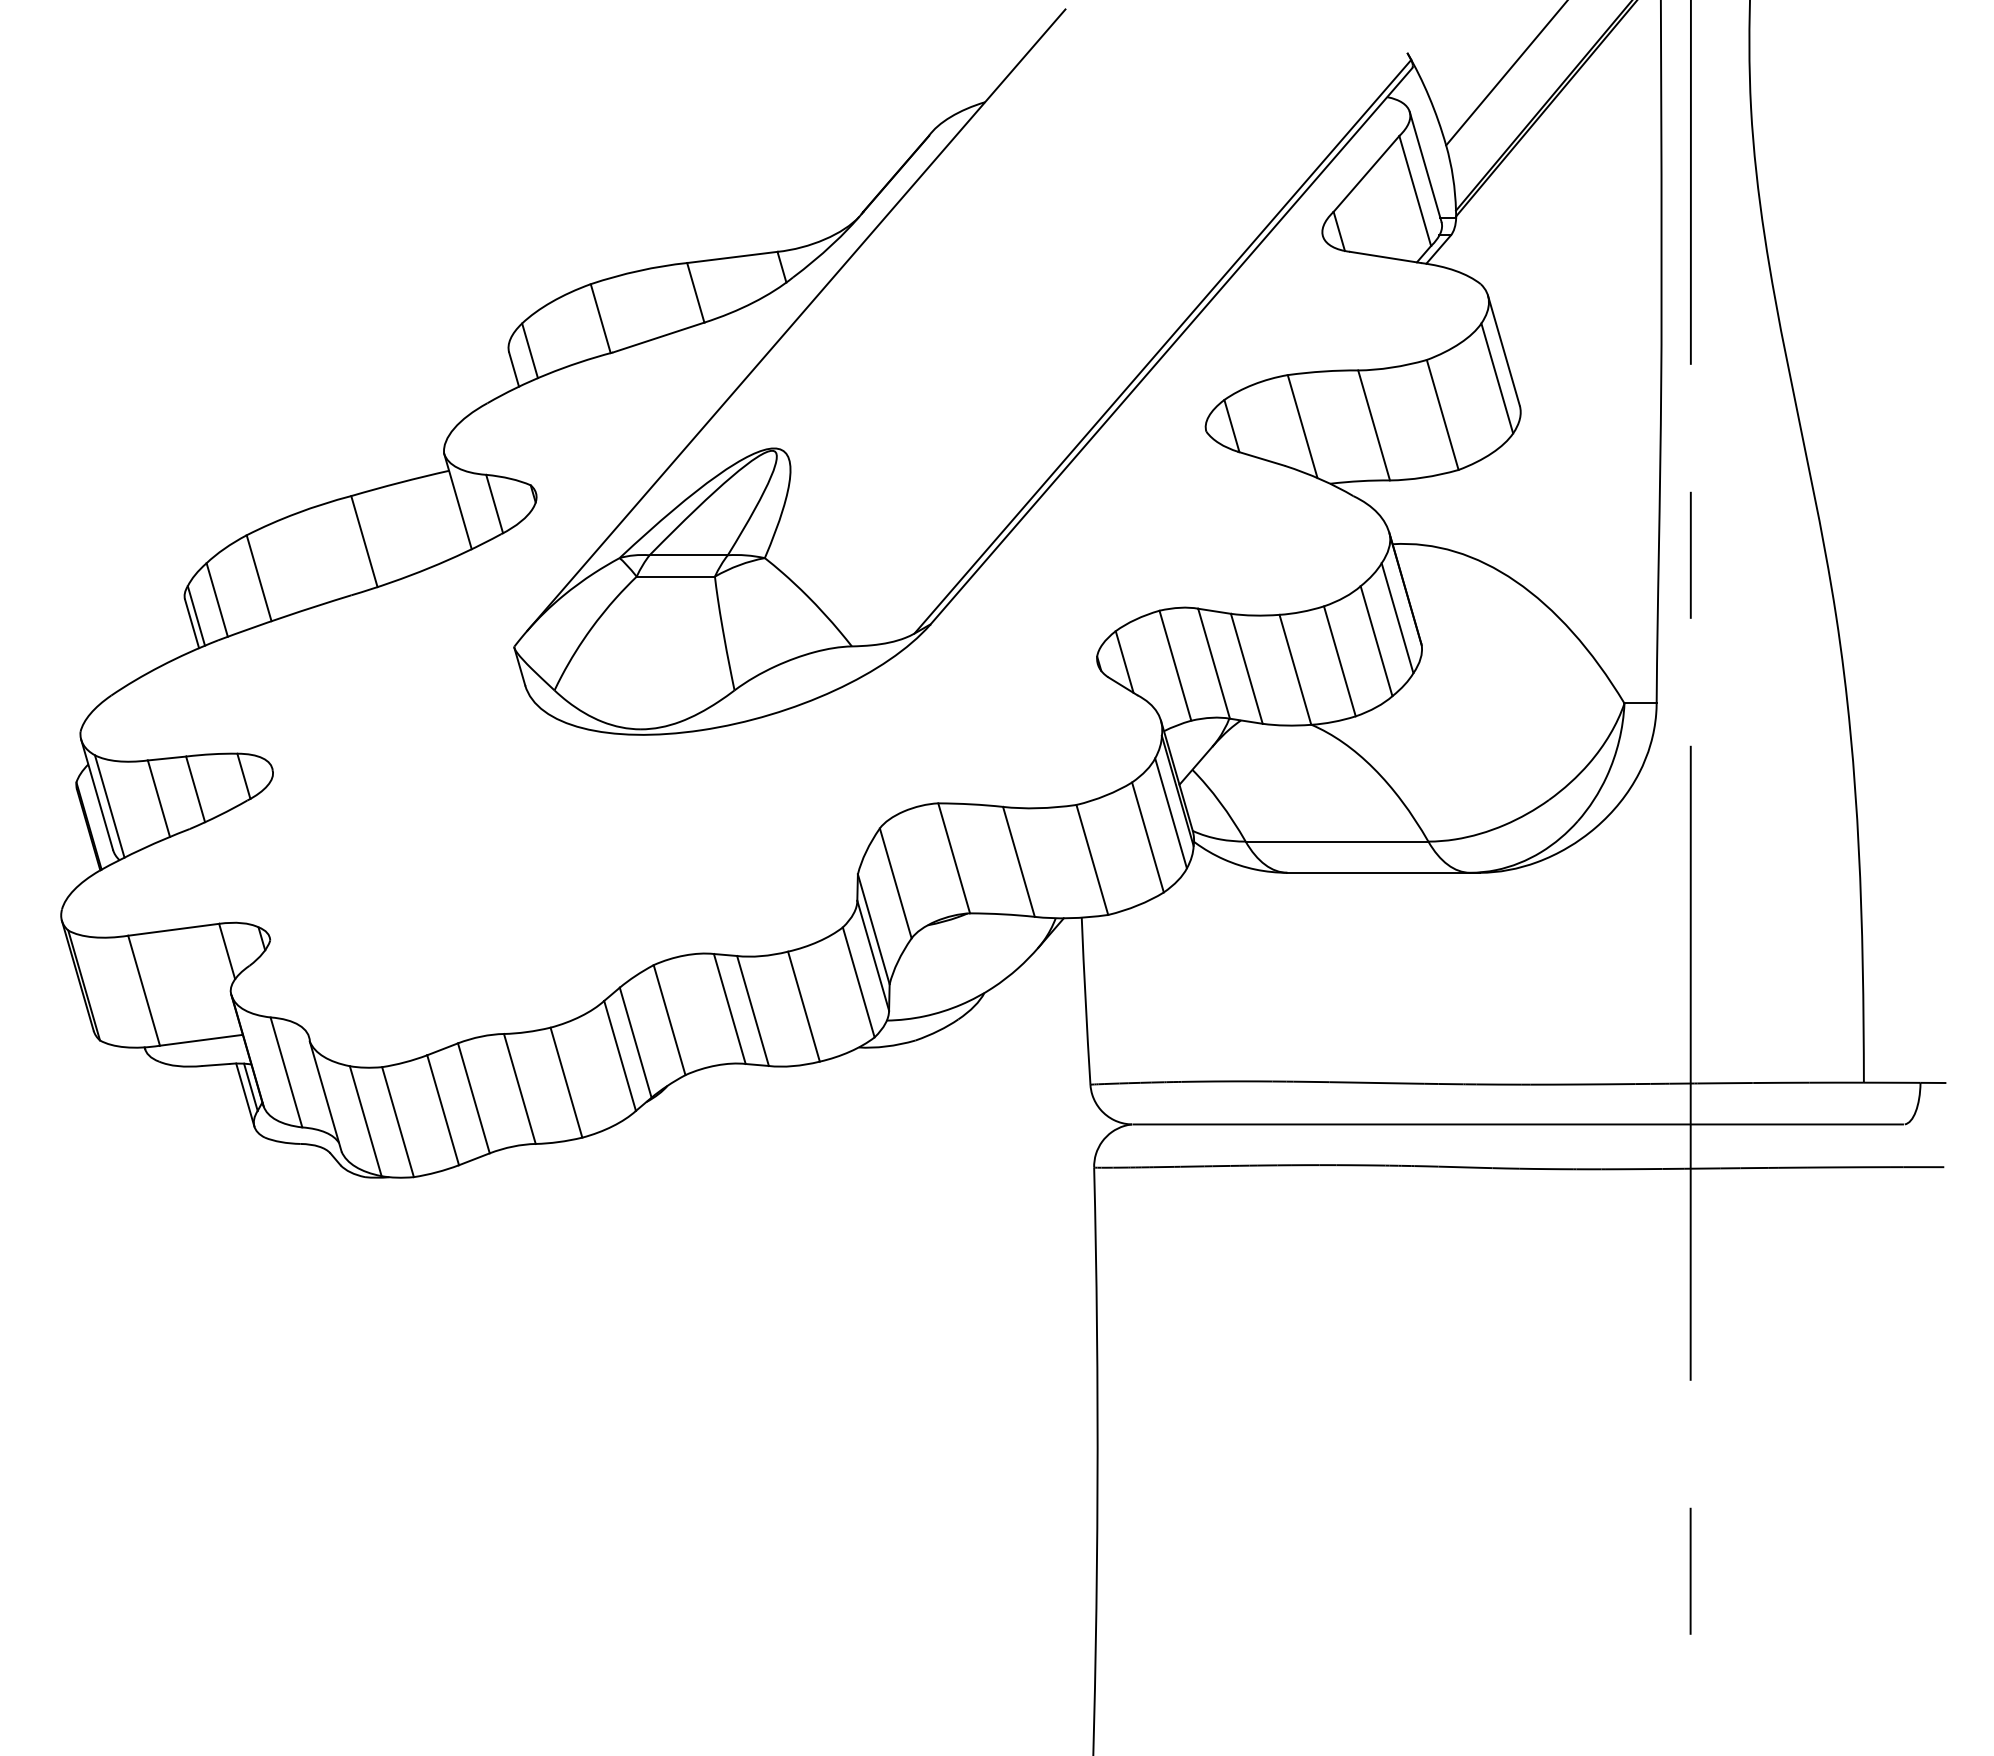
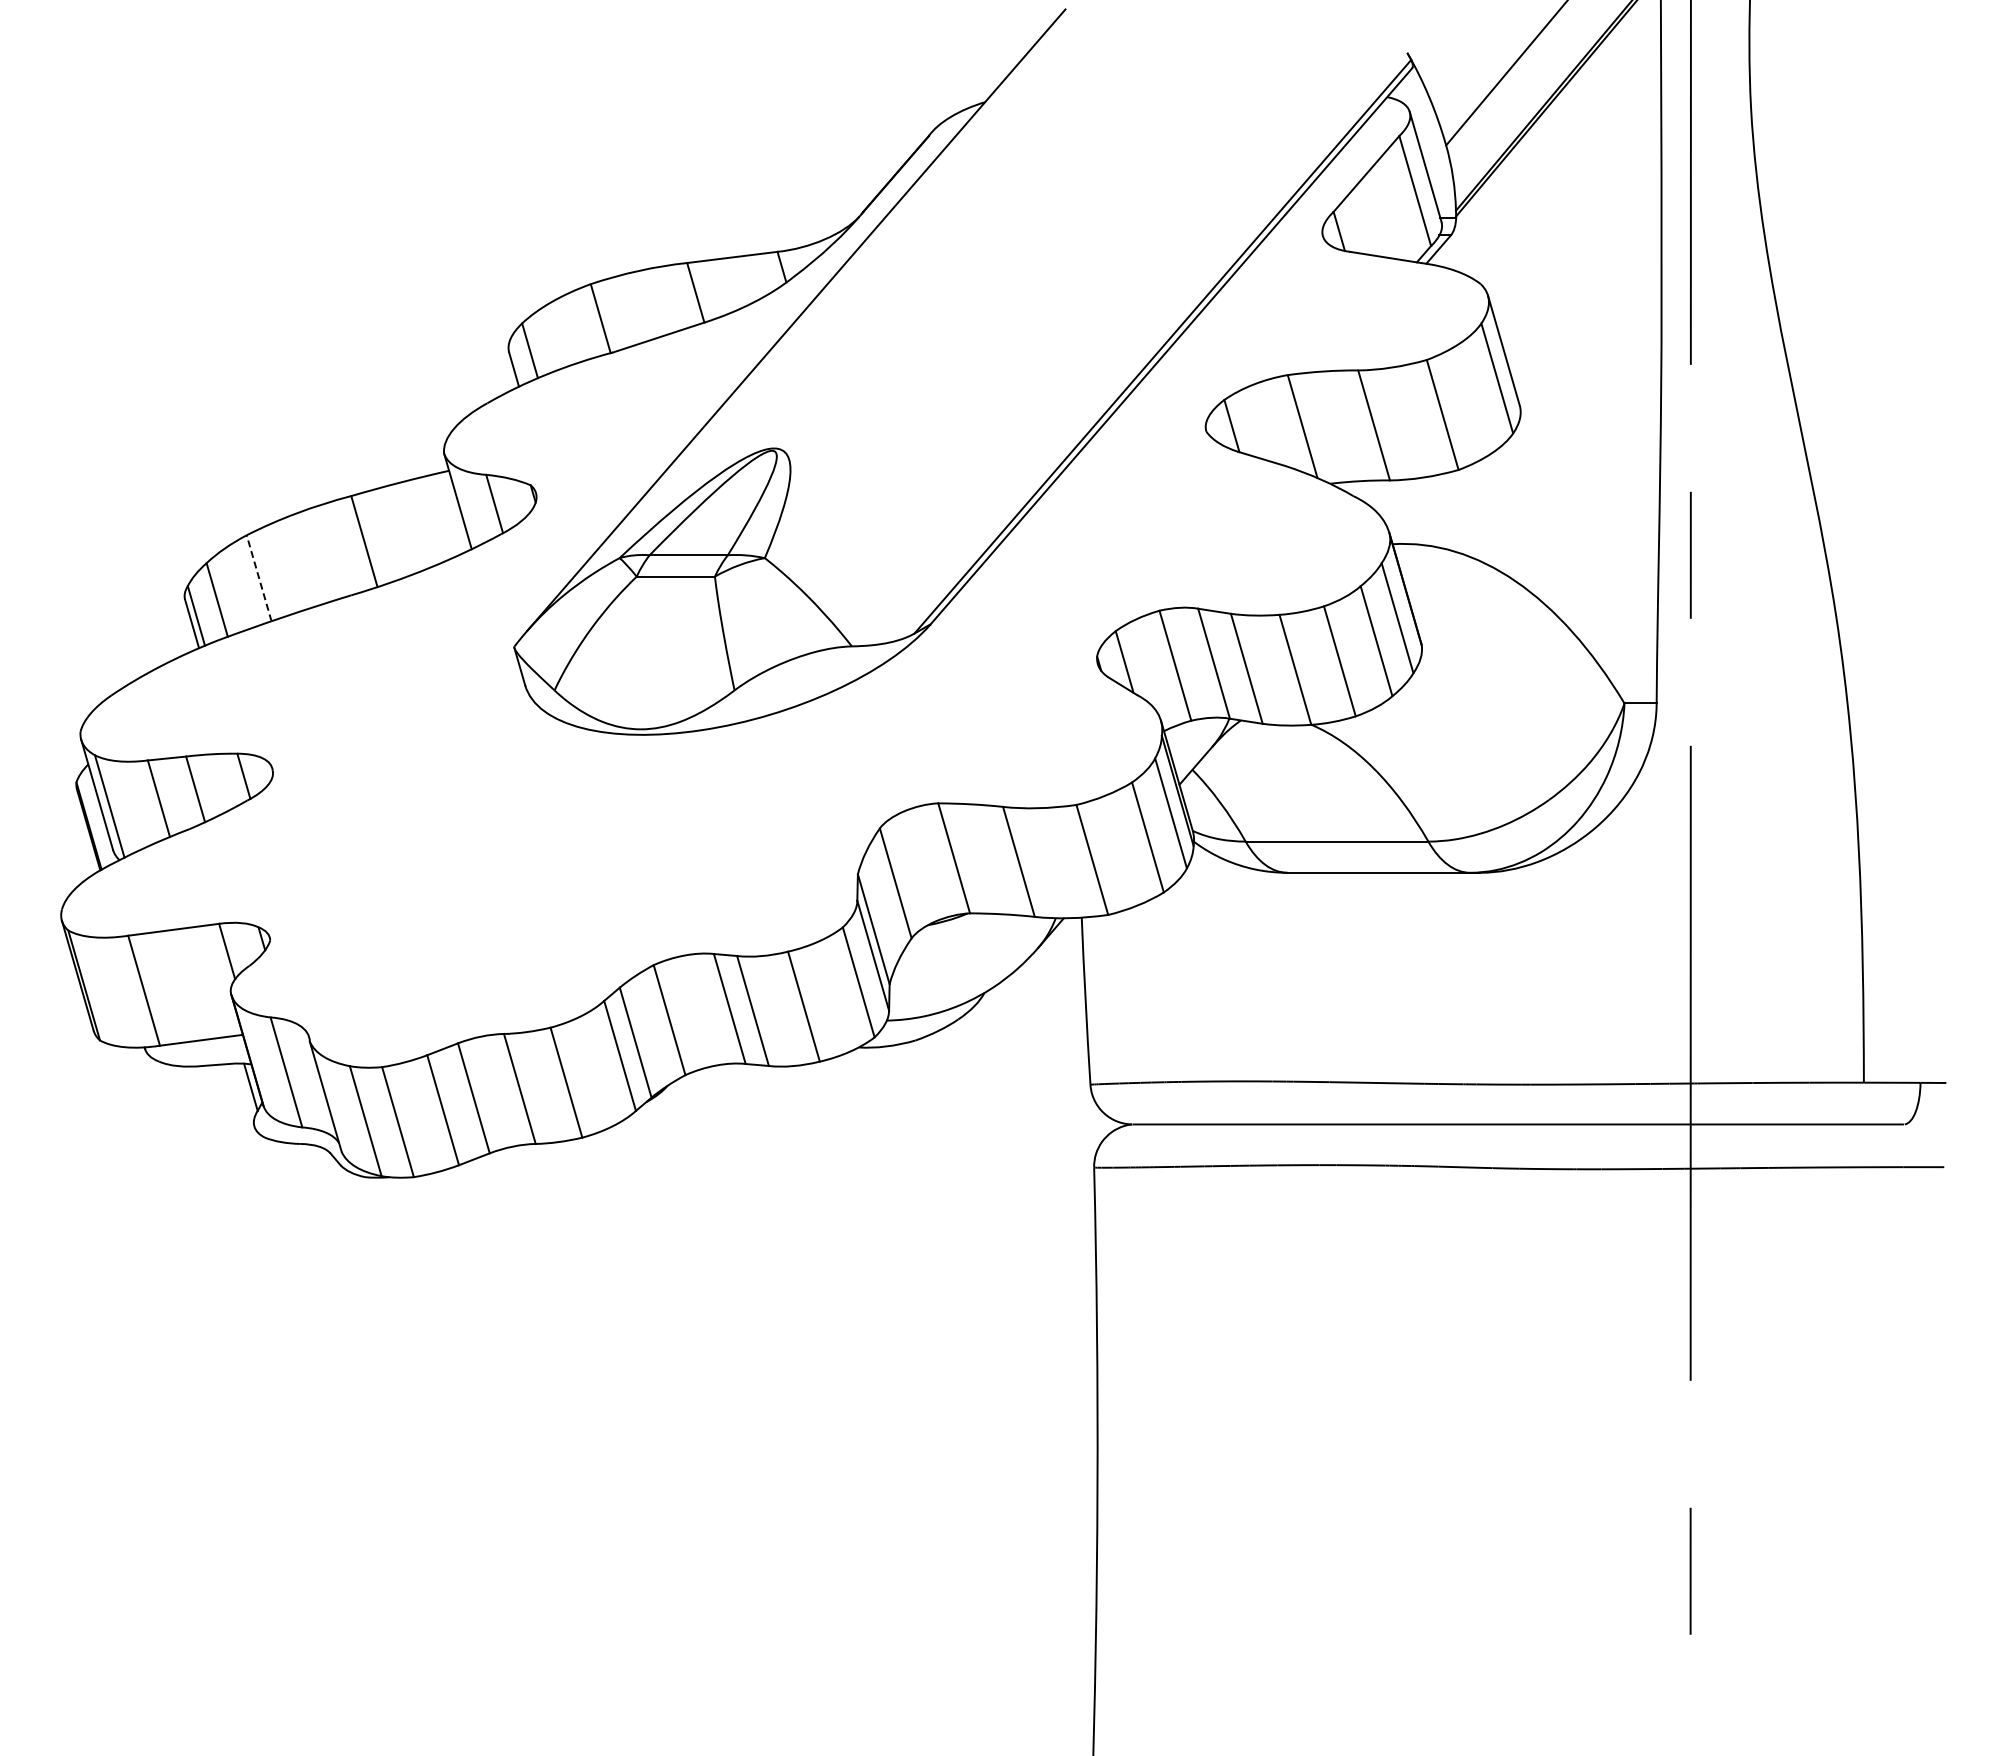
line: solid -> dashed (259, 578)
line: present -> none (245, 1094)
